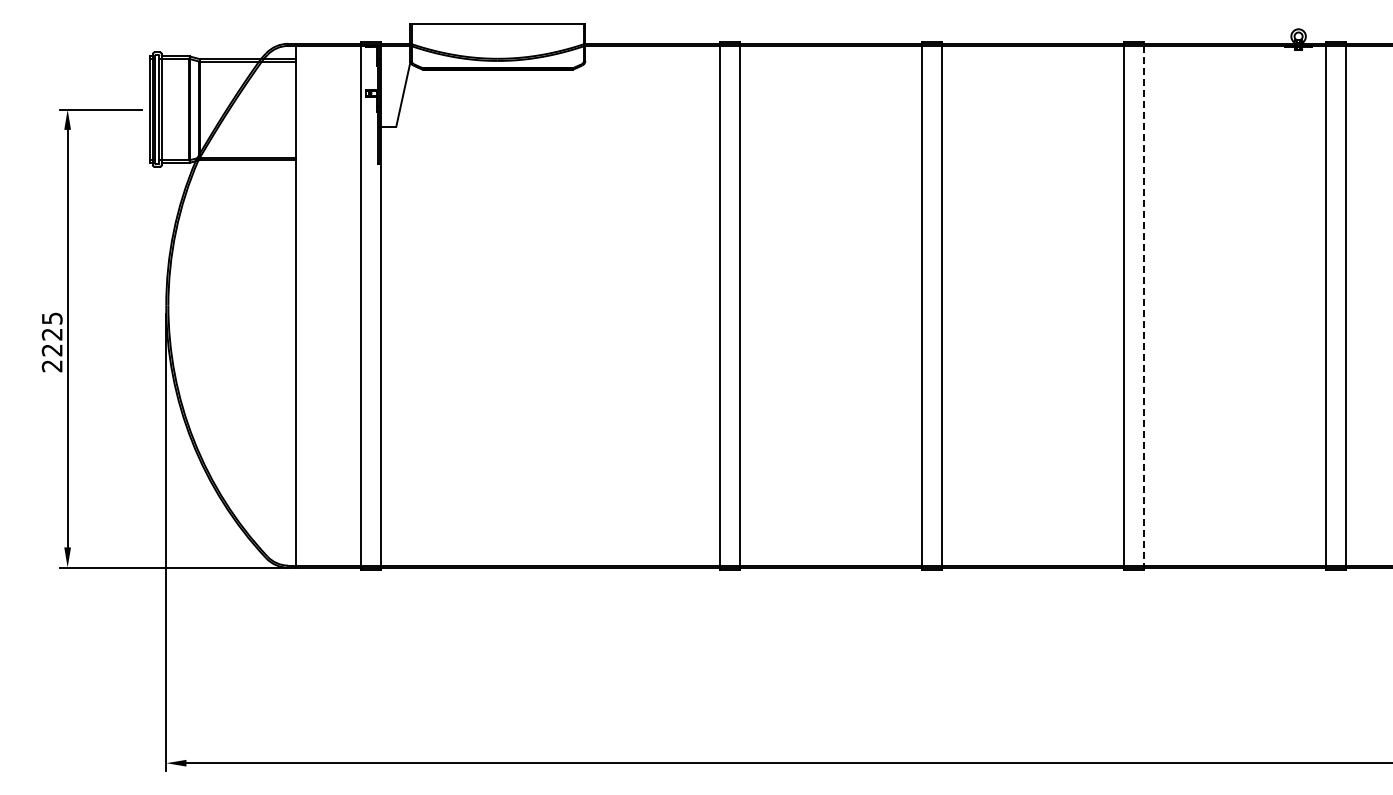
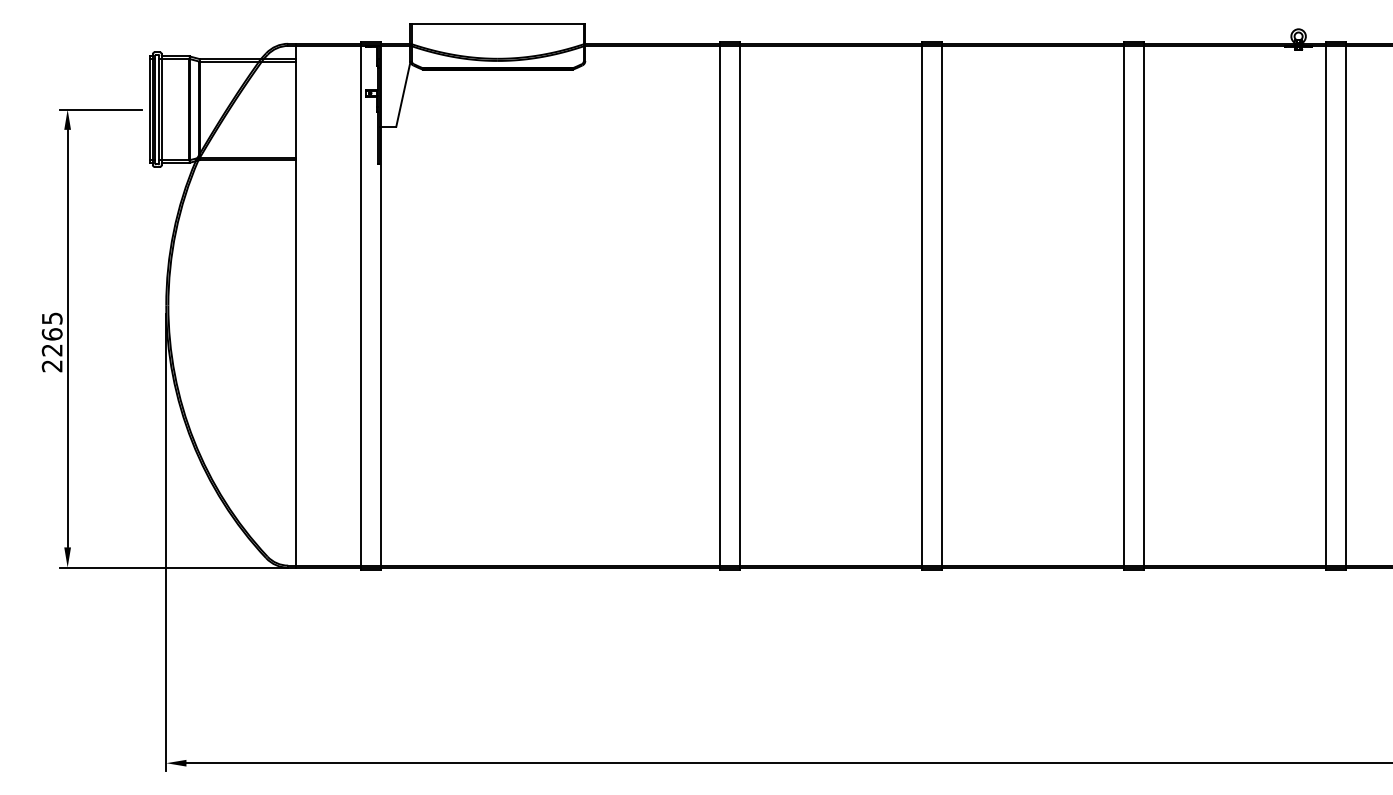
line: dashed -> solid (1144, 305)
text: 2225 -> 2265 (51, 334)
